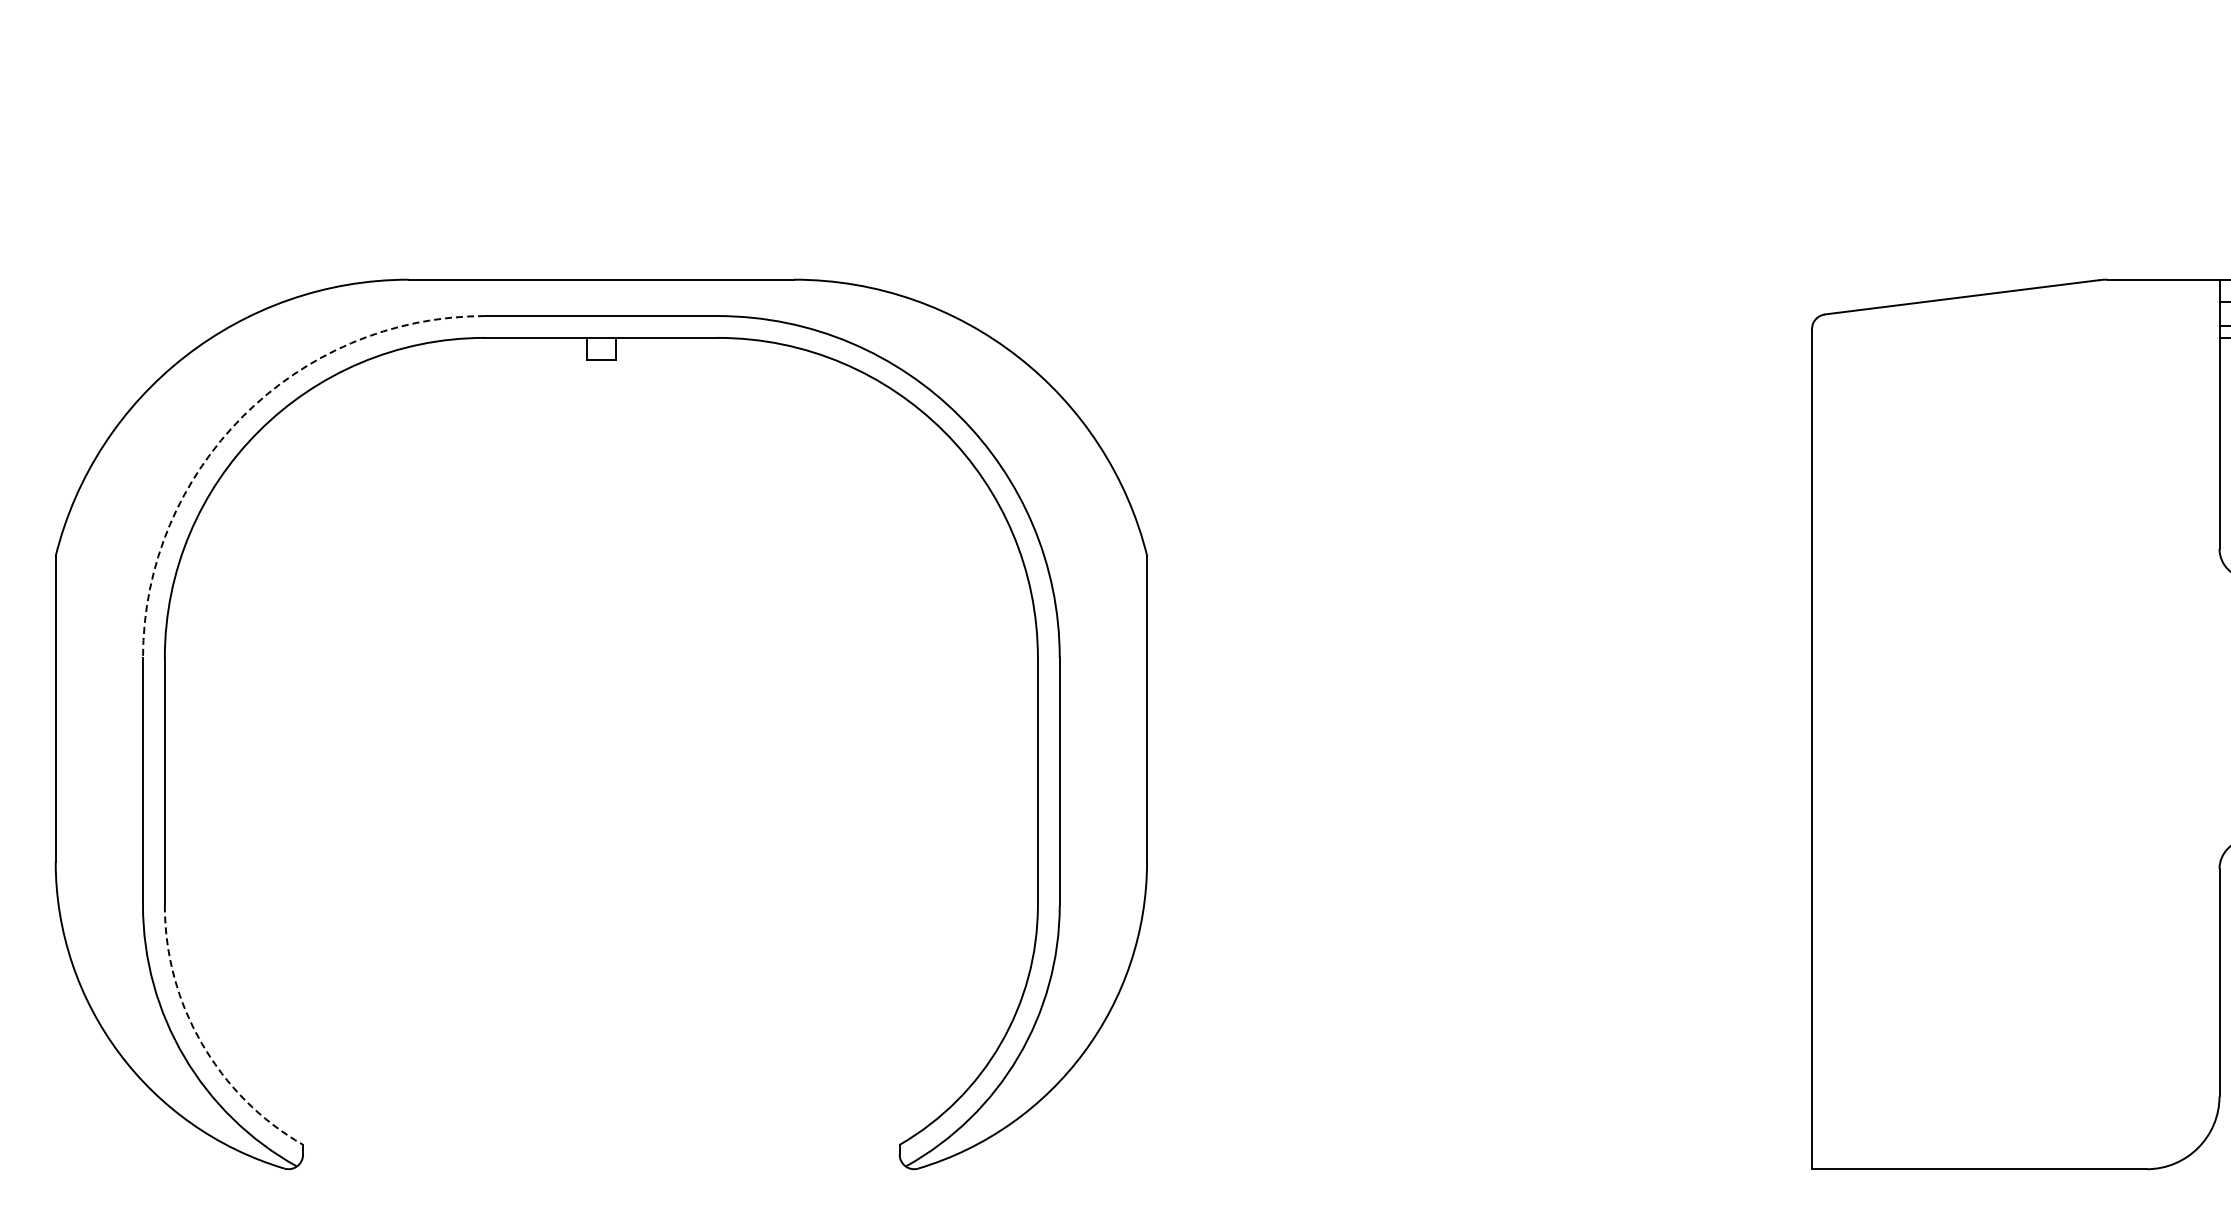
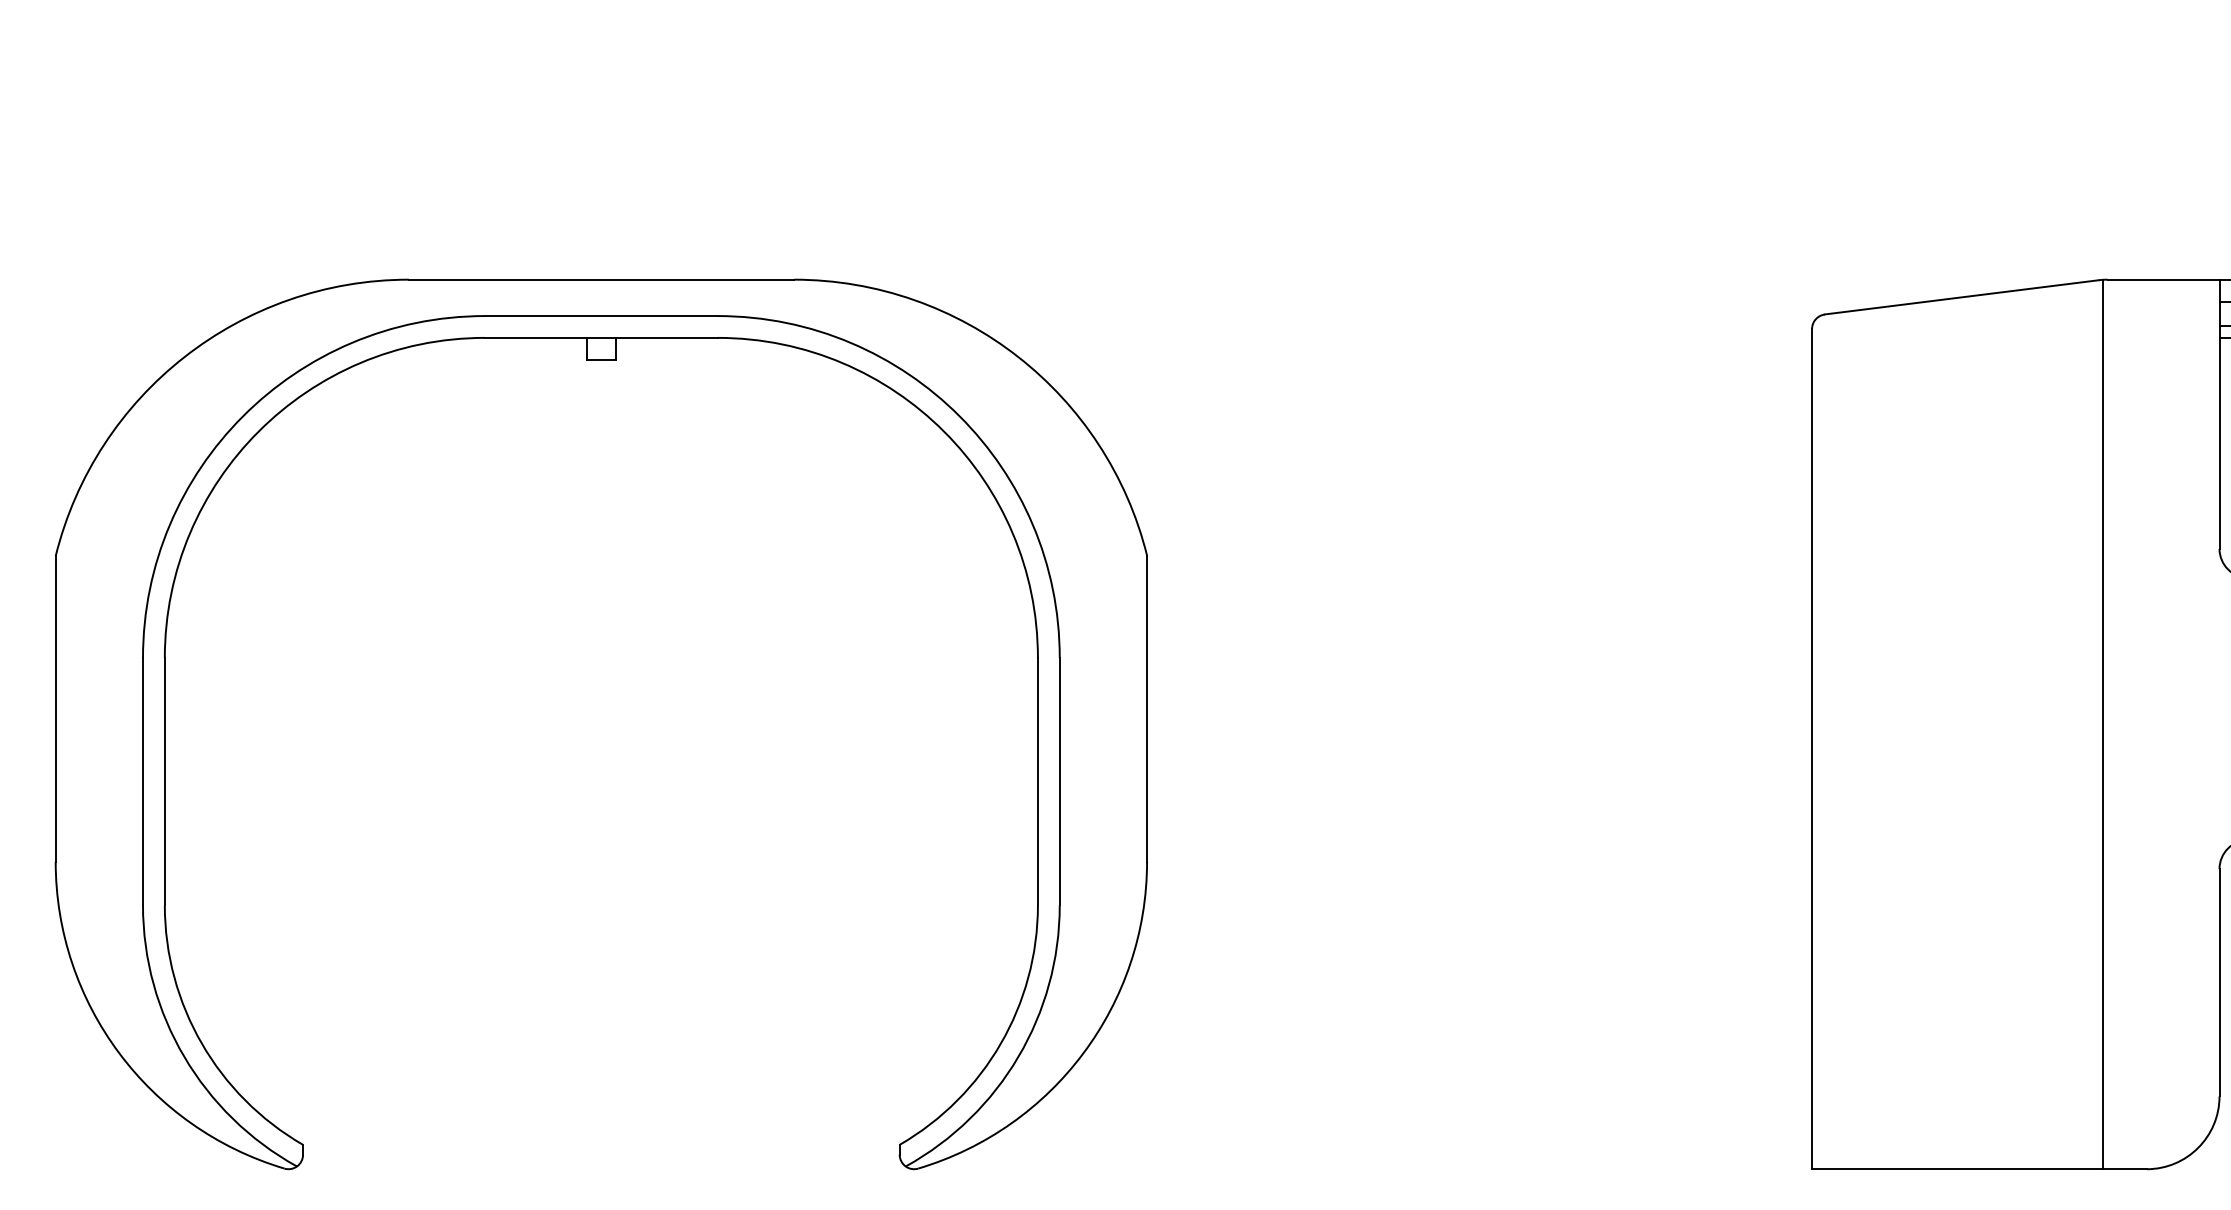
arc: dashed -> solid (243, 416)
line: none -> present (2103, 724)
arc: dashed -> solid (201, 1043)
